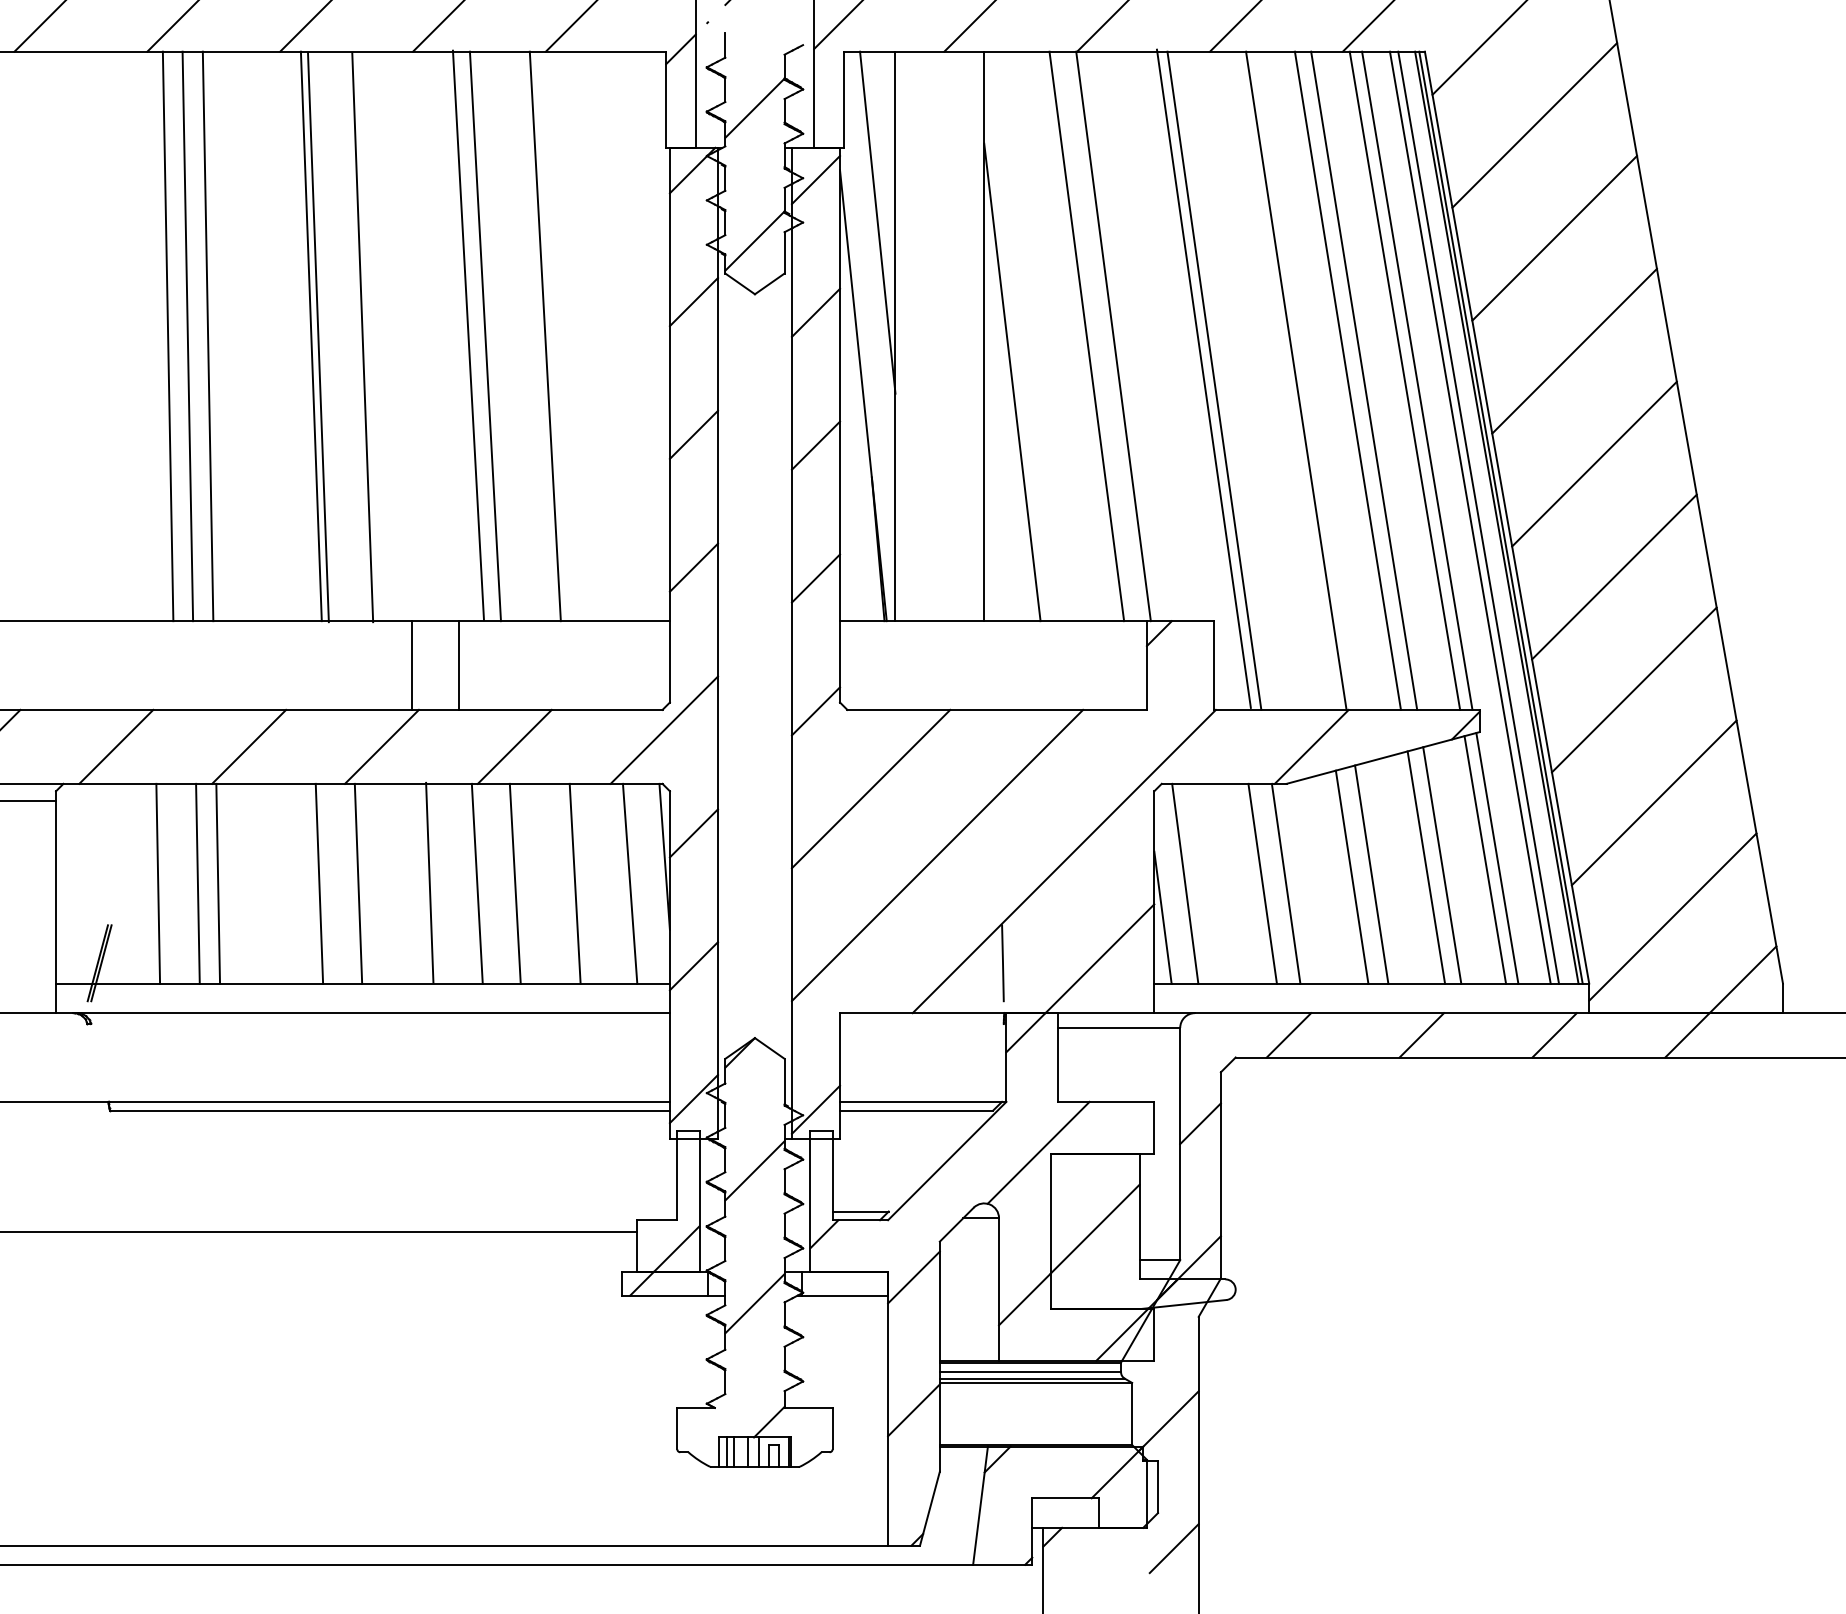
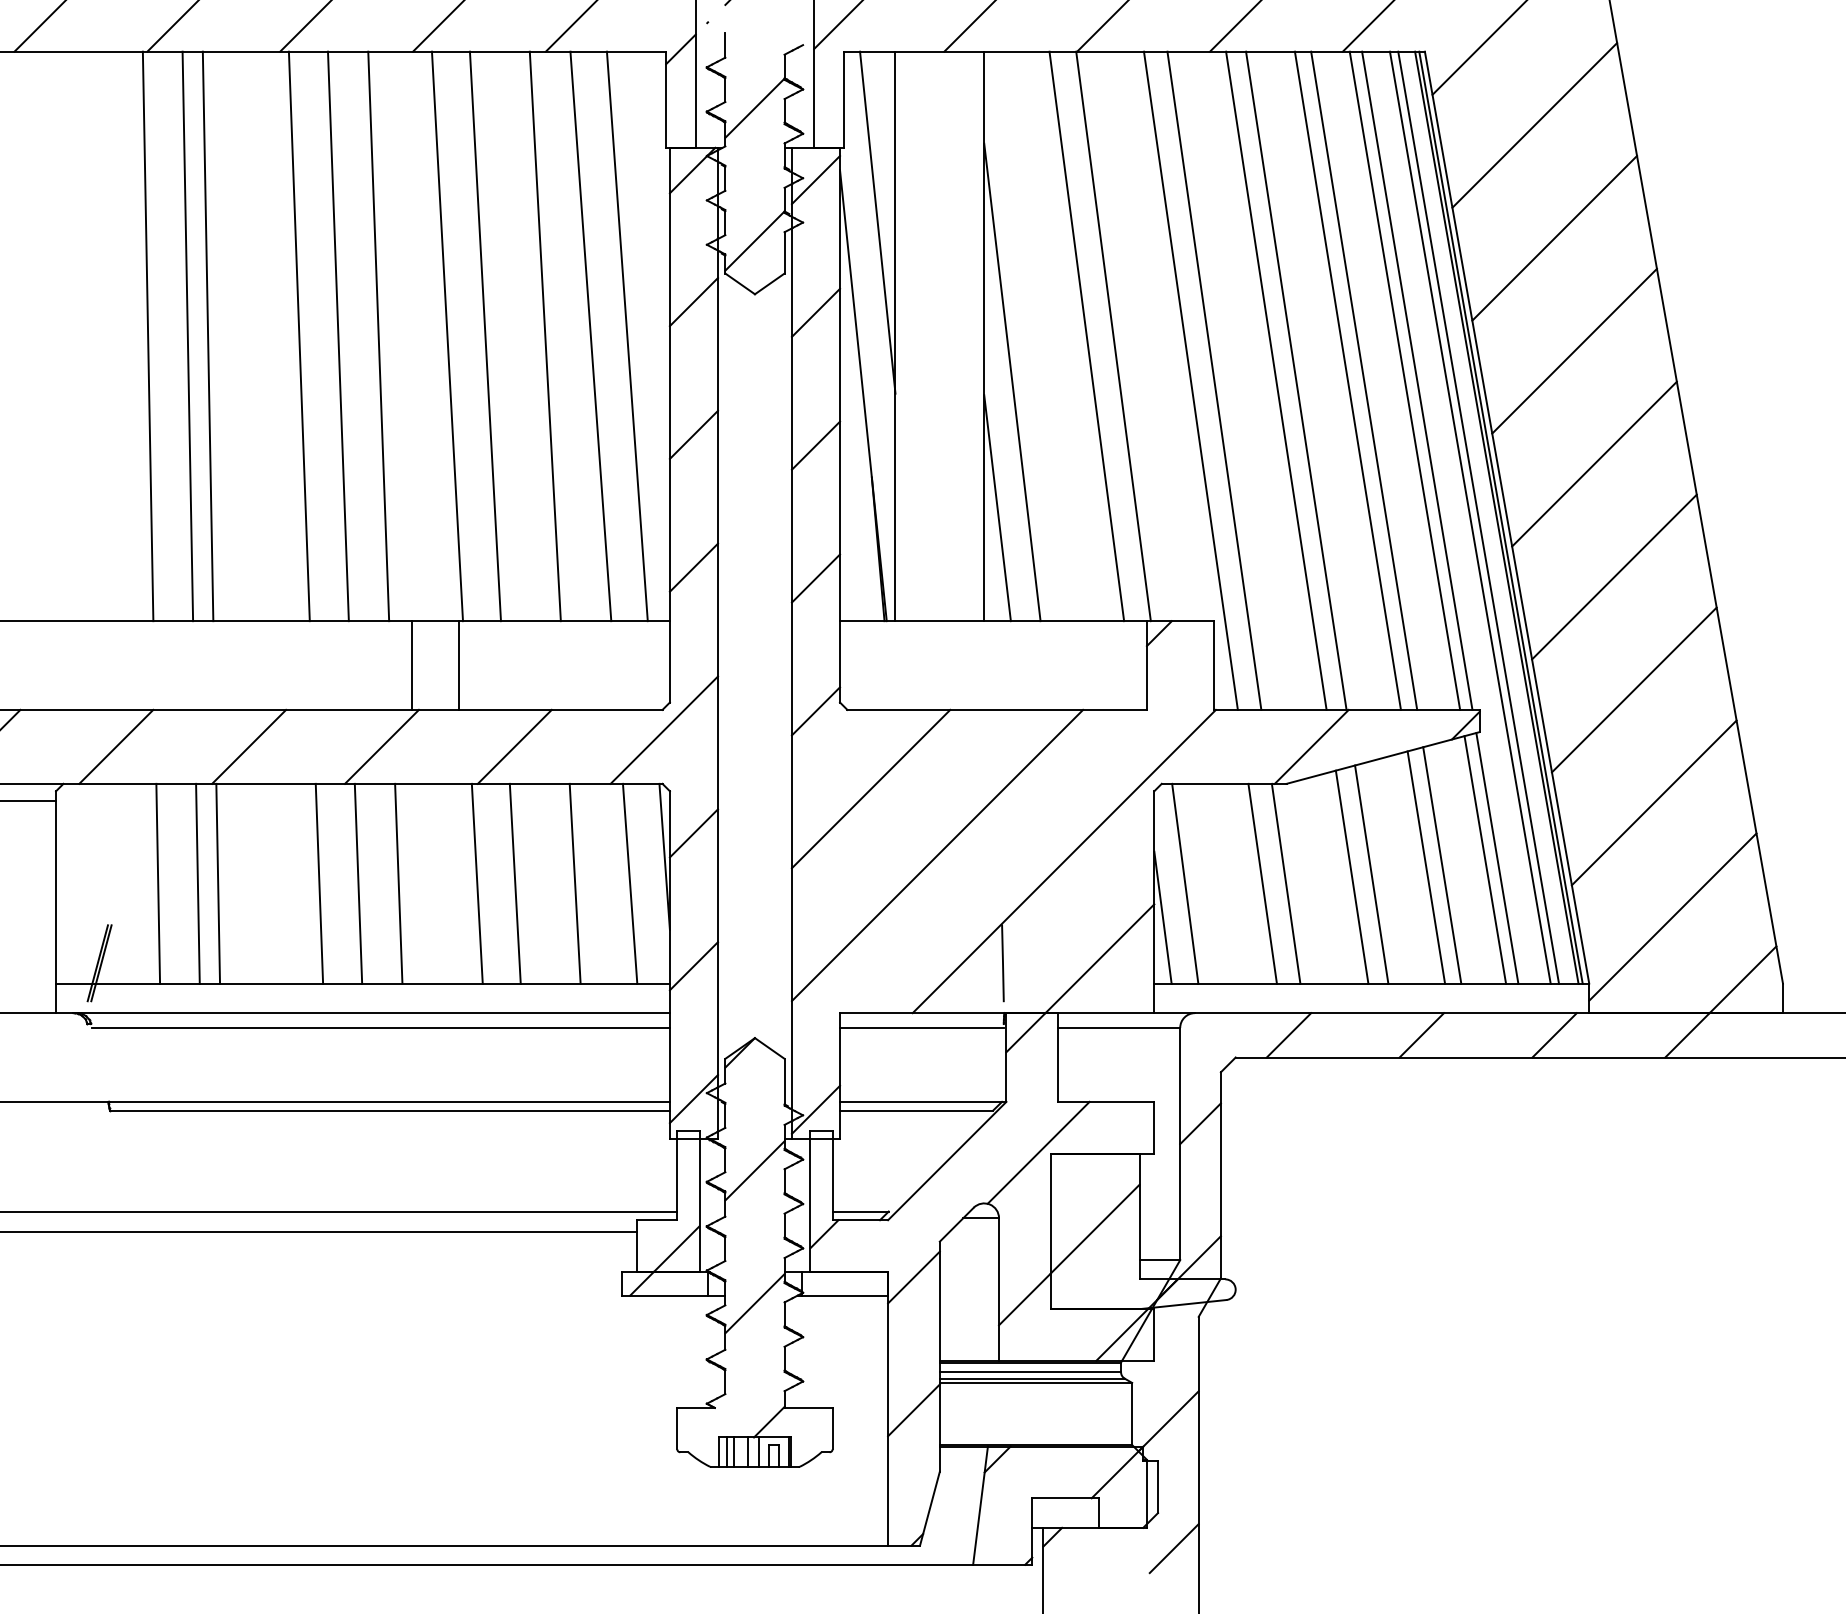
line position: (468, 335) -> (447, 336) (447, 336)
line position: (167, 336) -> (147, 336) (147, 336)
line position: (310, 336) -> (298, 336) (298, 336)
line: none -> present (590, 336)
line: none -> present (626, 336)
line position: (317, 337) -> (337, 336) (337, 336)
line position: (362, 337) -> (378, 336) (378, 336)
line position: (1203, 378) -> (1190, 380) (1190, 380)
line: none -> present (1276, 380)
line: none -> present (997, 508)
line position: (429, 882) -> (398, 883) (398, 883)
line: none -> present (380, 1027)
line: none -> present (921, 1027)
line: none -> present (339, 1211)
